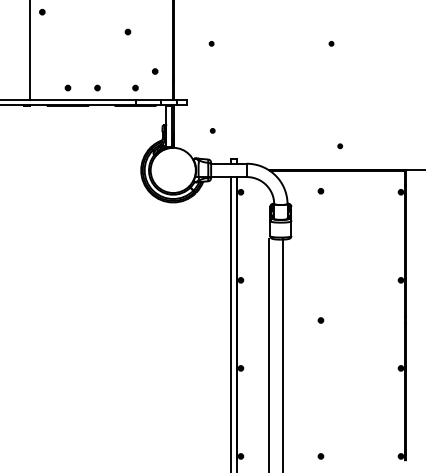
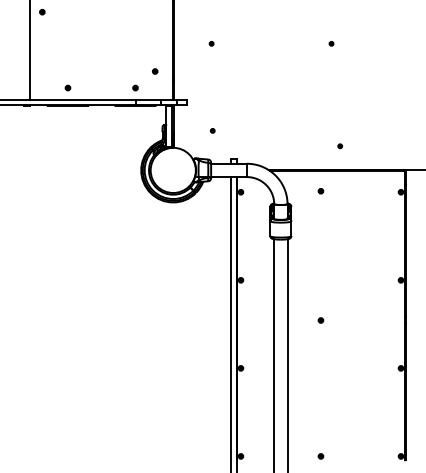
part: present -> none (127, 31)
part: present -> none (97, 87)
line position: (269, 354) -> (274, 354) (274, 354)
line position: (282, 354) -> (287, 354) (287, 354)
